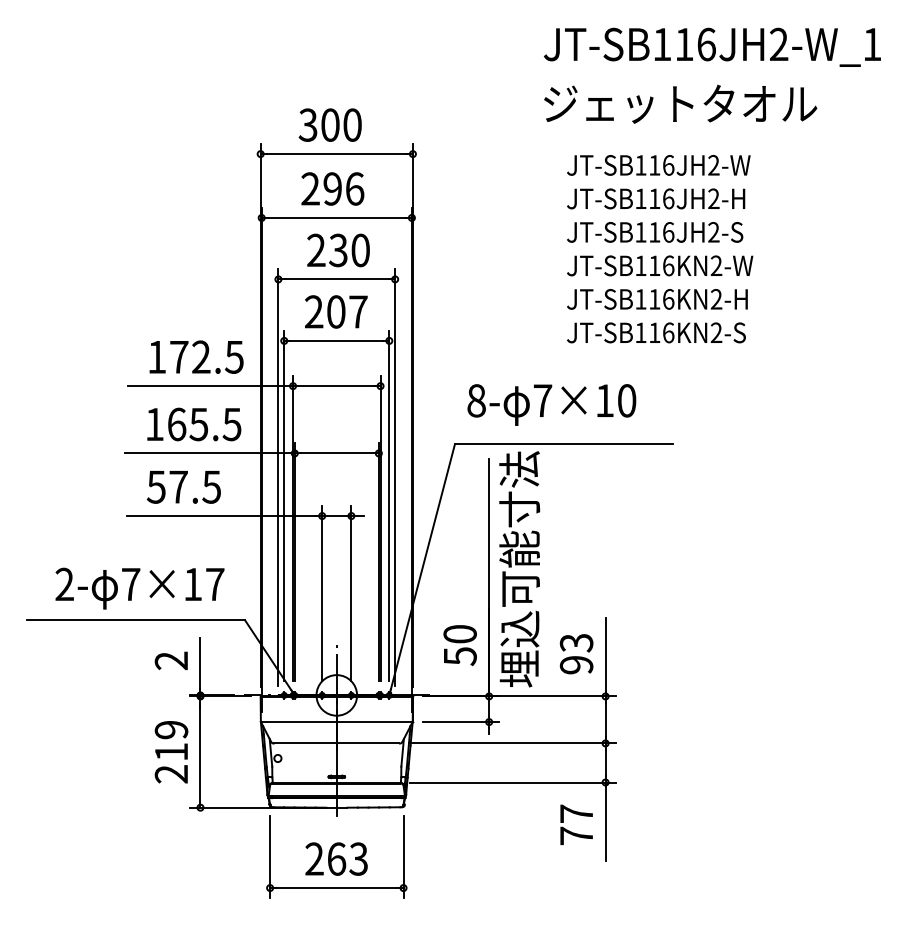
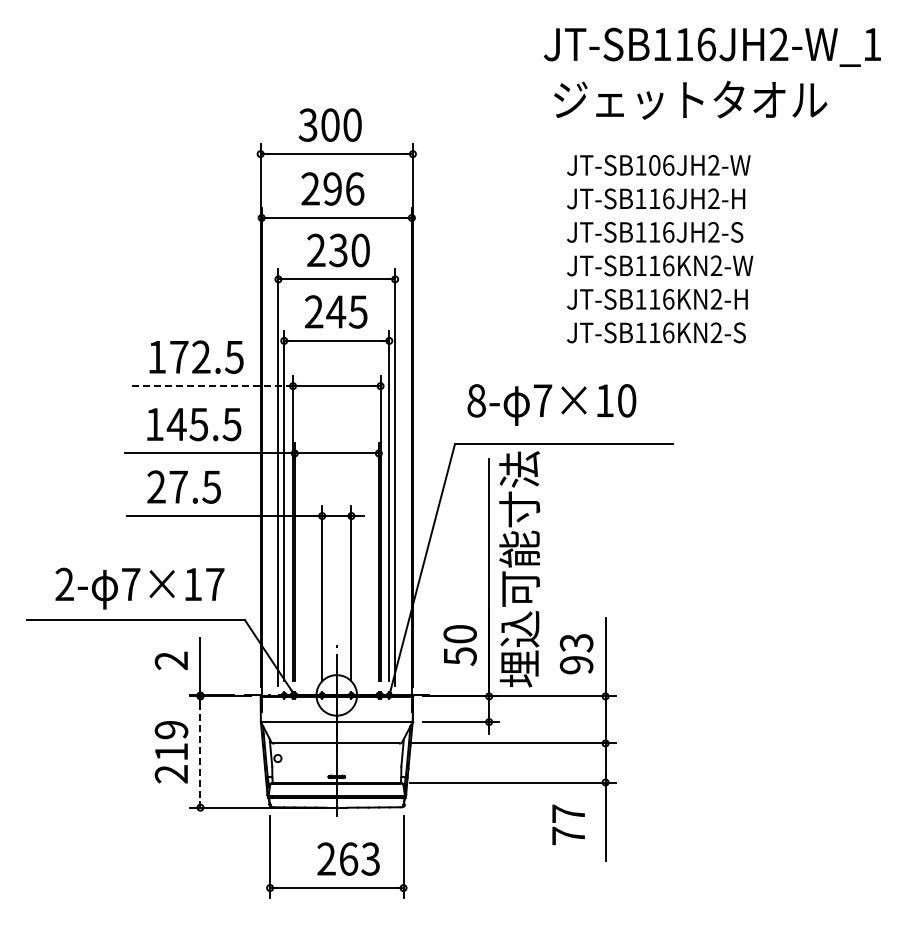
text position: (680, 103) -> (690, 99) (690, 99)
text: JT-SB116JH2-W -> JT-SB106JH2-W (654, 165)
text: 207 -> 245 (346, 311)
line: solid -> dashed (210, 386)
text: 165.5 -> 145.5 (176, 424)
text: 57.5 -> 27.5 (155, 486)
line: solid -> dashed (200, 752)
text position: (576, 824) -> (568, 824) (568, 824)
text position: (336, 858) -> (348, 858) (348, 858)
